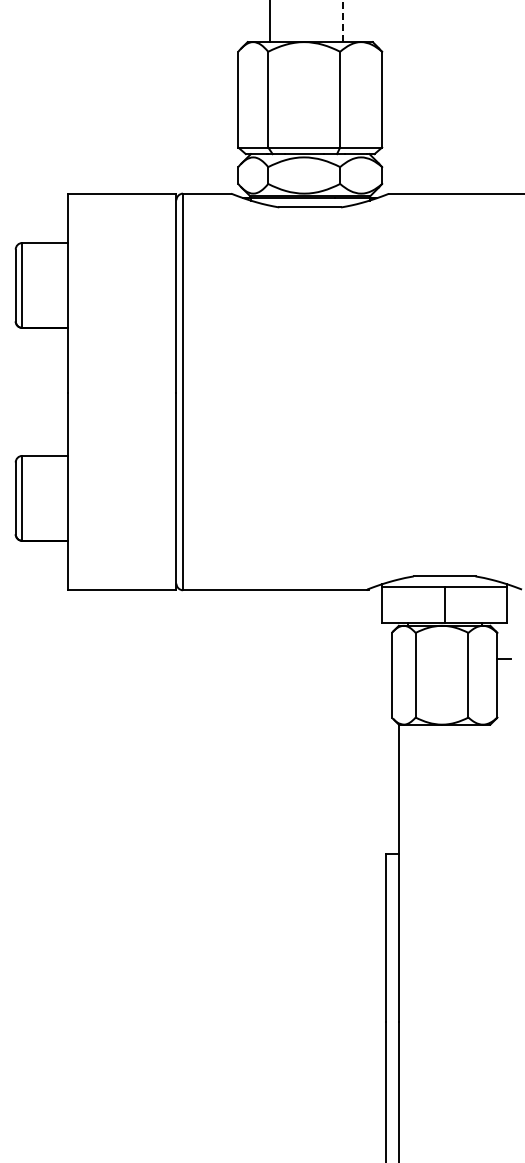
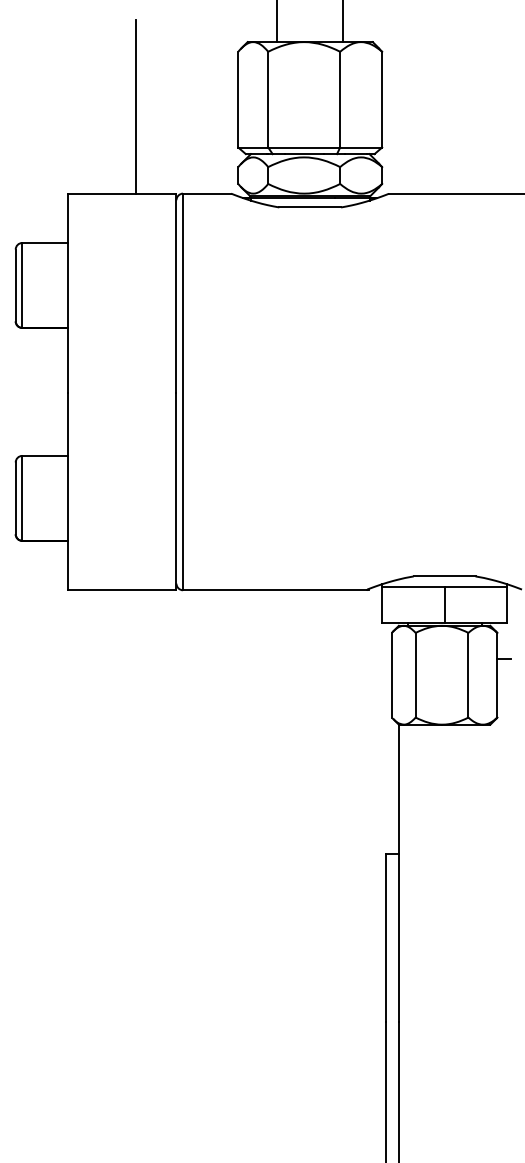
line: dashed -> solid (343, 21)
line position: (270, 22) -> (277, 22) (277, 22)
line: none -> present (135, 107)
